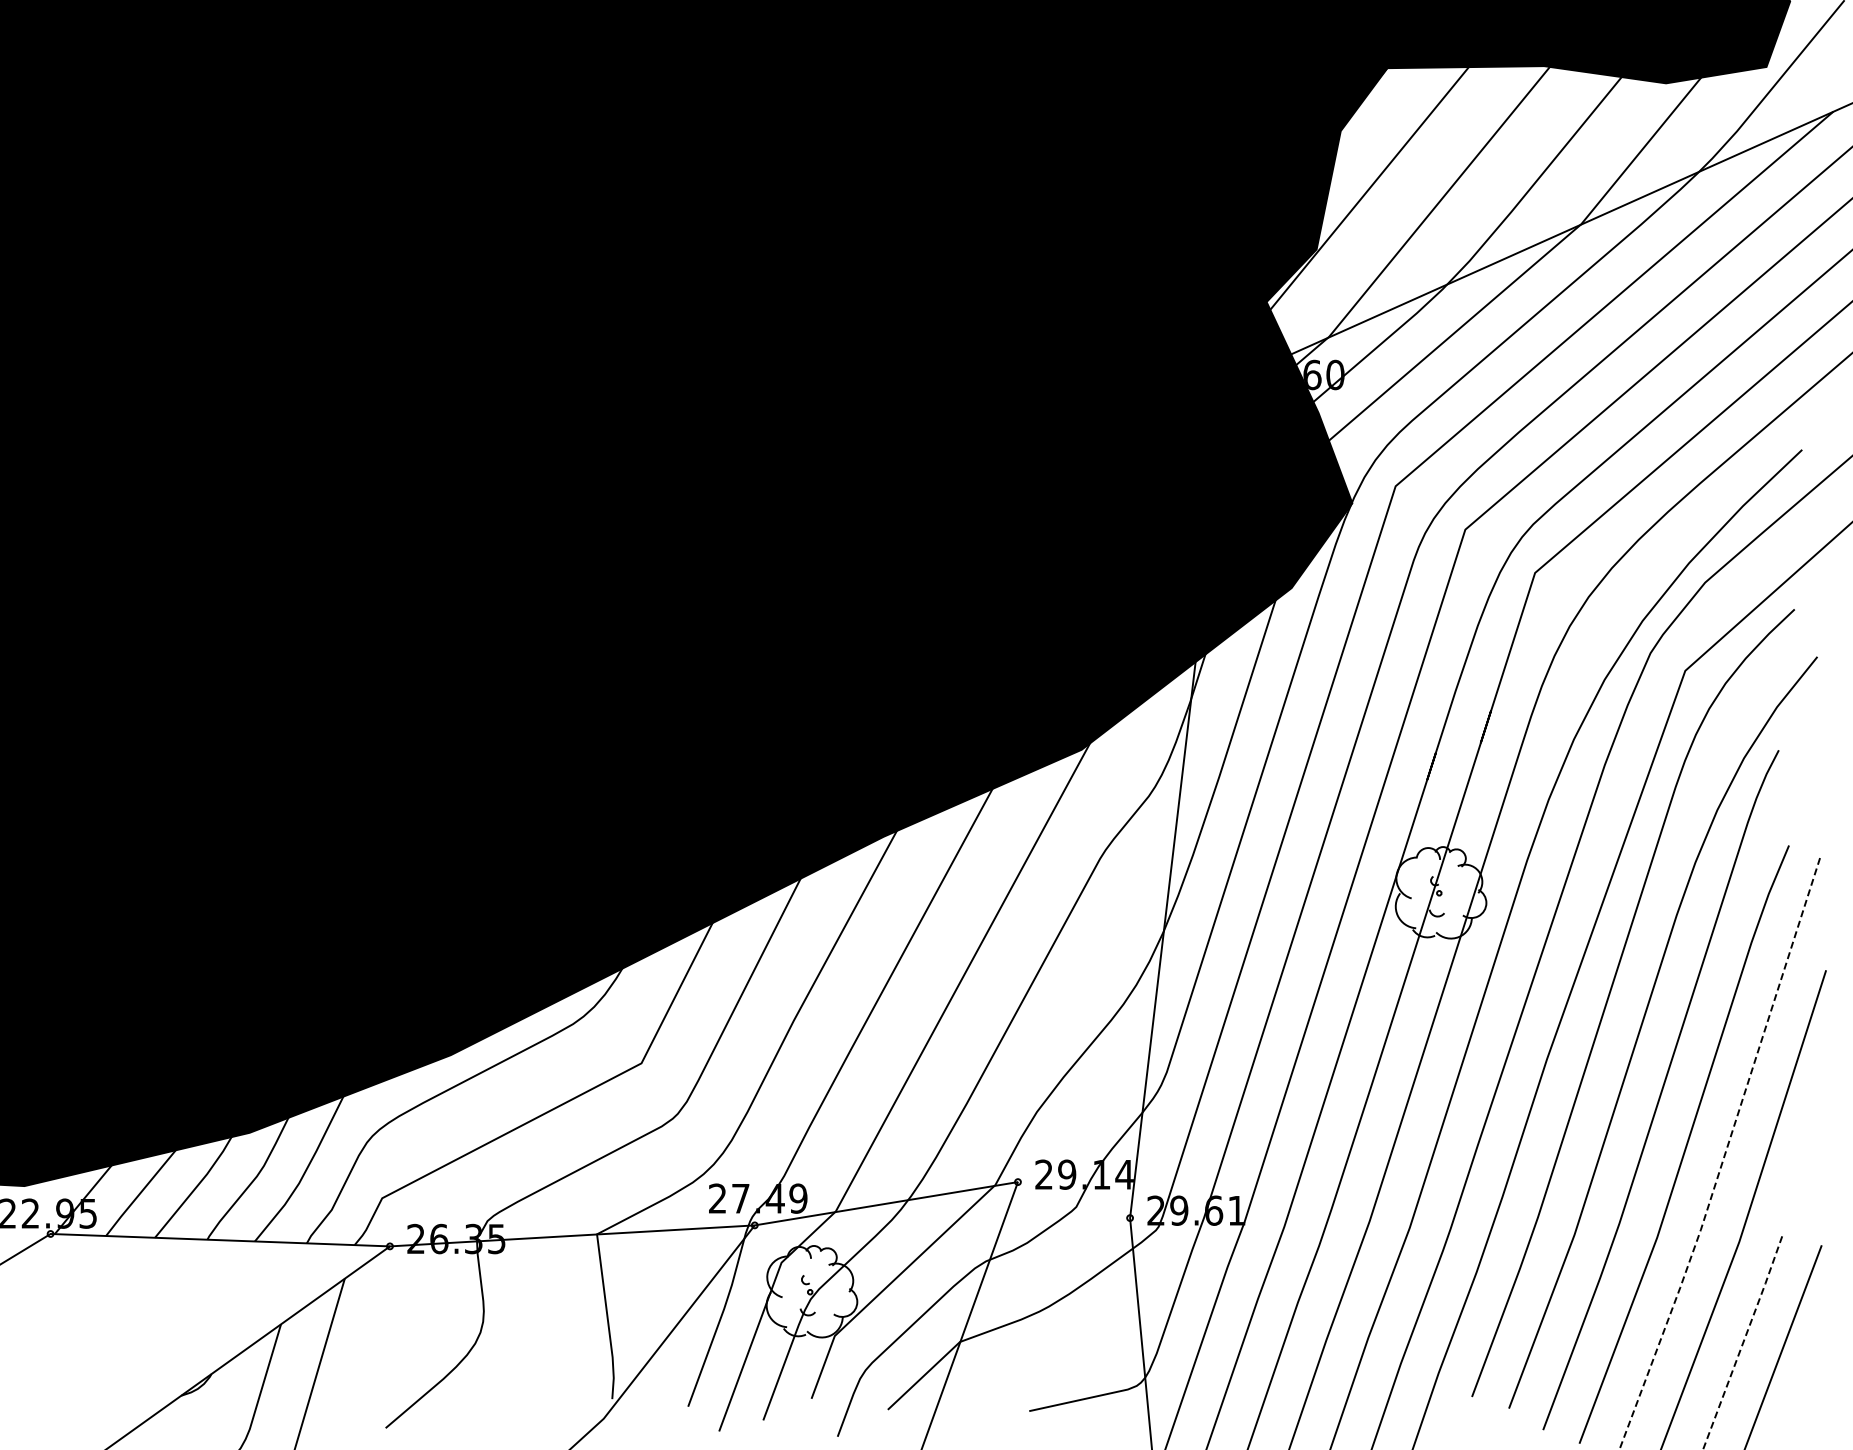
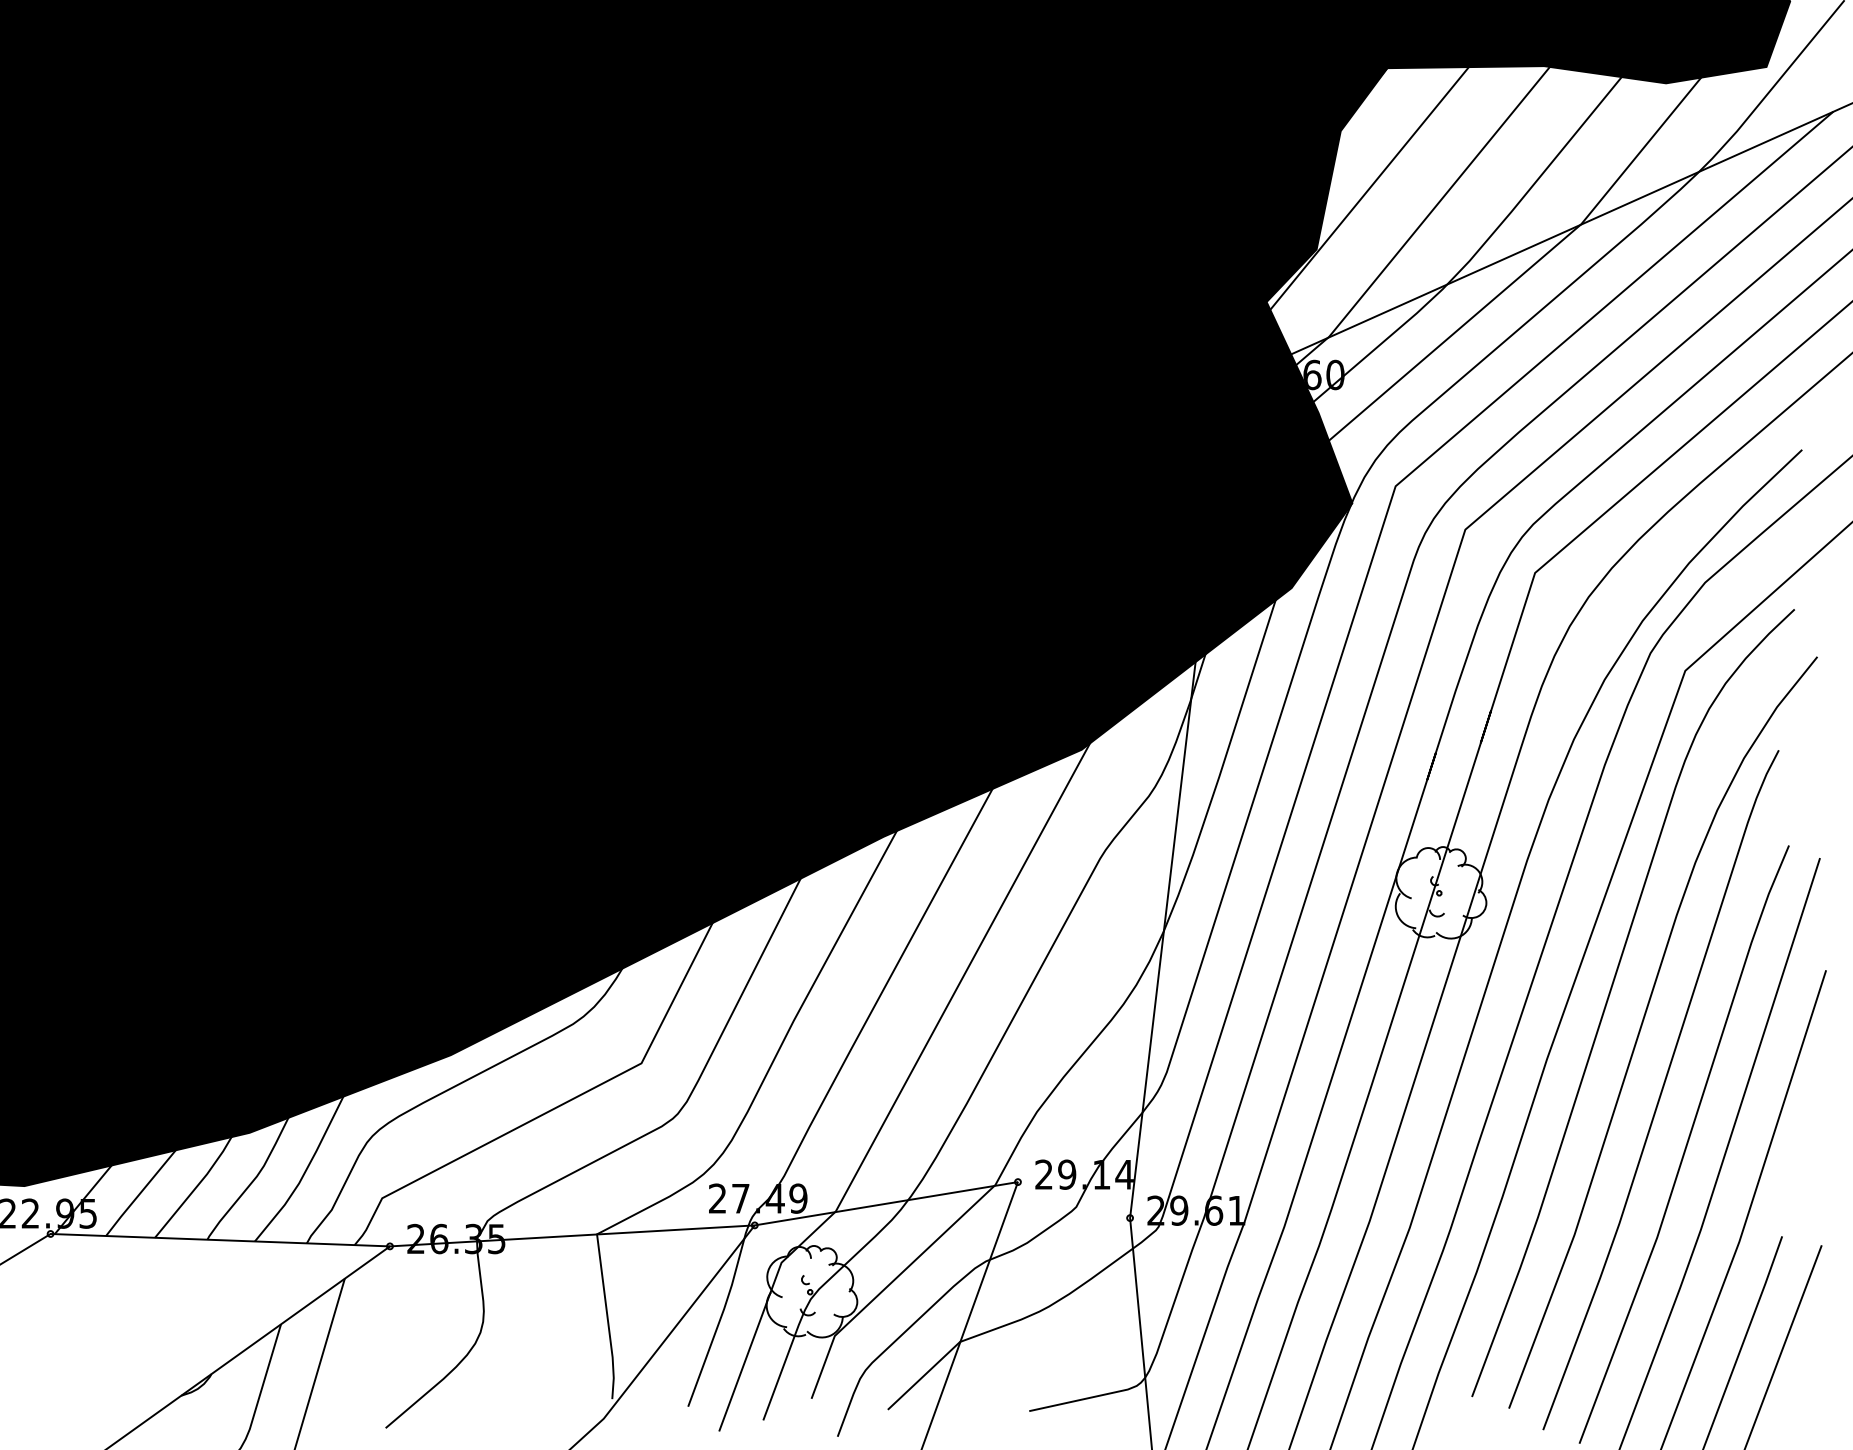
line: dashed -> solid (1724, 1156)
line: dashed -> solid (1743, 1342)
